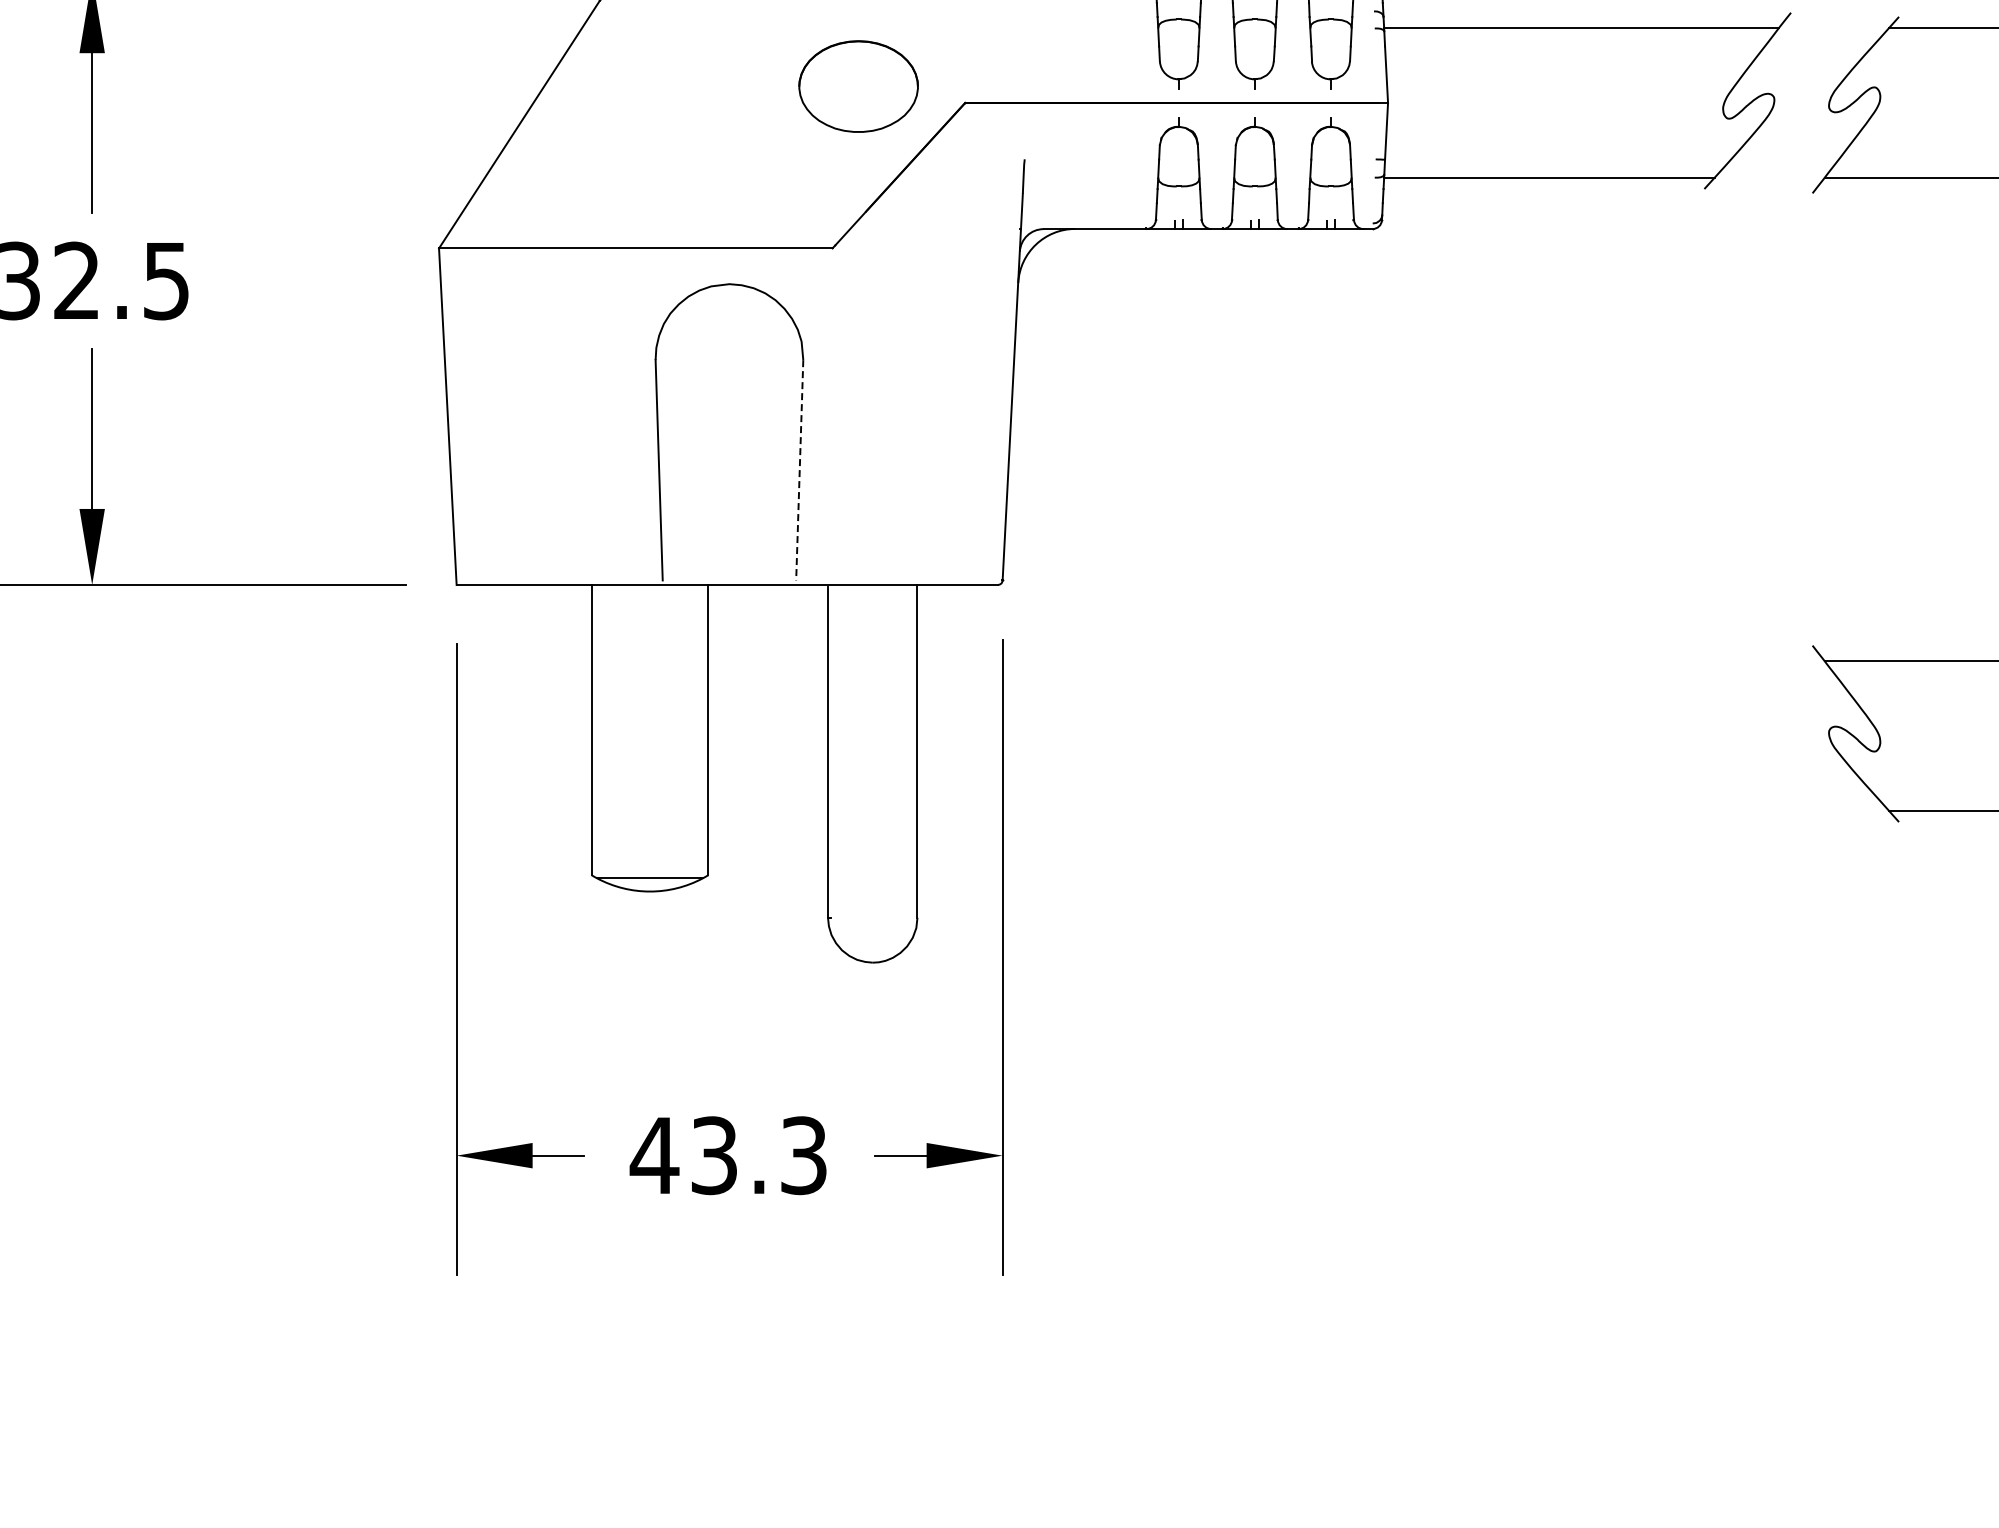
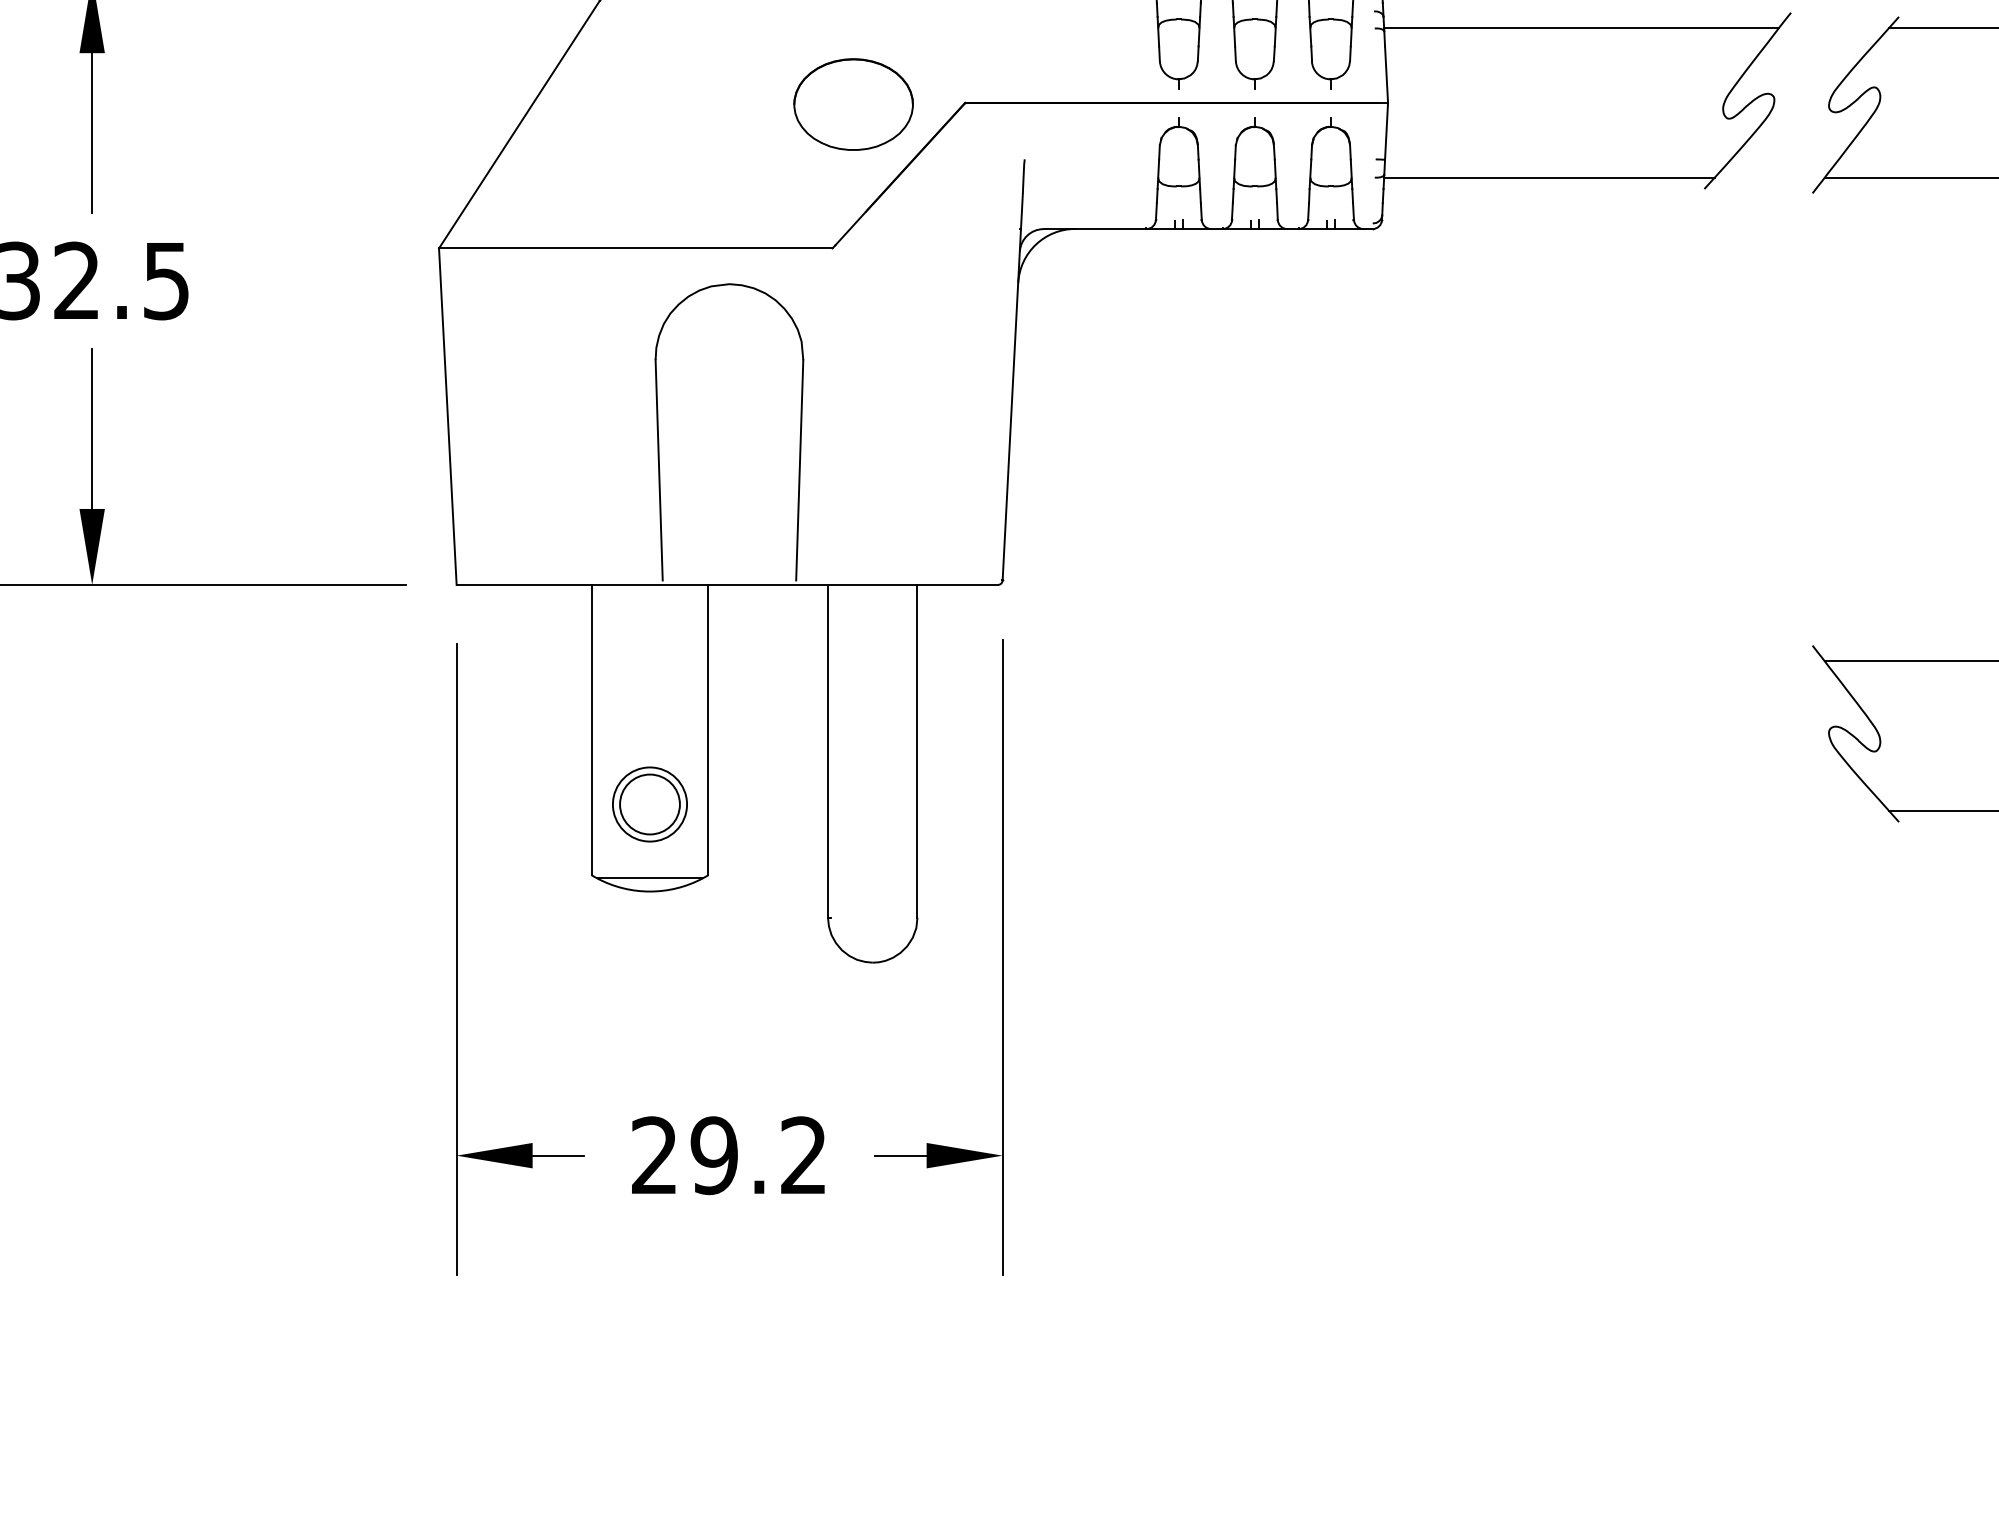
part position: (858, 86) -> (853, 104) (853, 104)
line: dashed -> solid (799, 470)
part: none -> present (649, 804)
text: 43.3 -> 29.2 (727, 1155)
